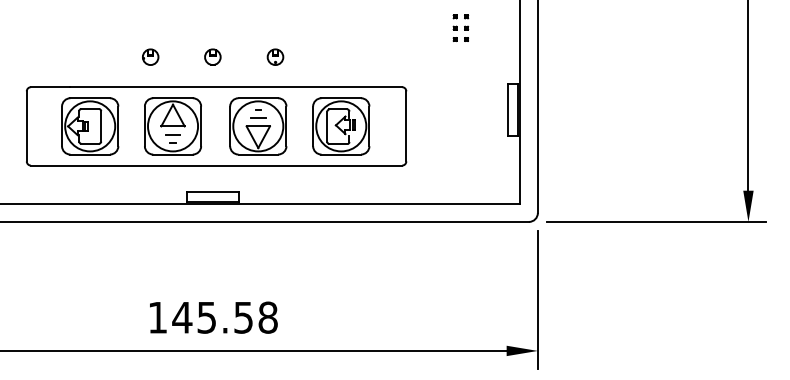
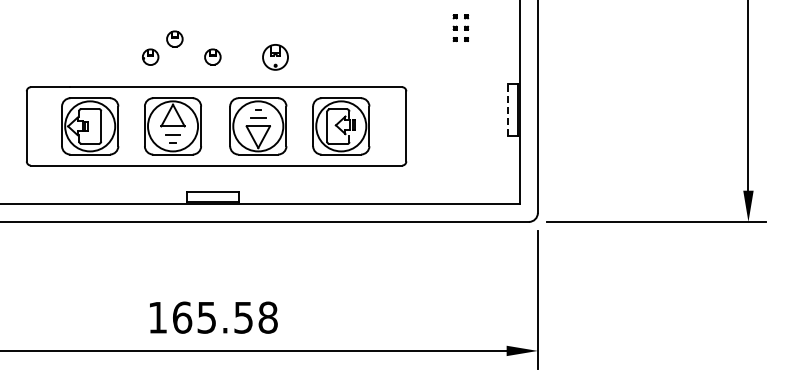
part: none -> present (174, 38)
part size: 19x18 px -> 27x27 px (275, 57)
line: solid -> dashed (507, 109)
text: 145.58 -> 165.58 (182, 317)
